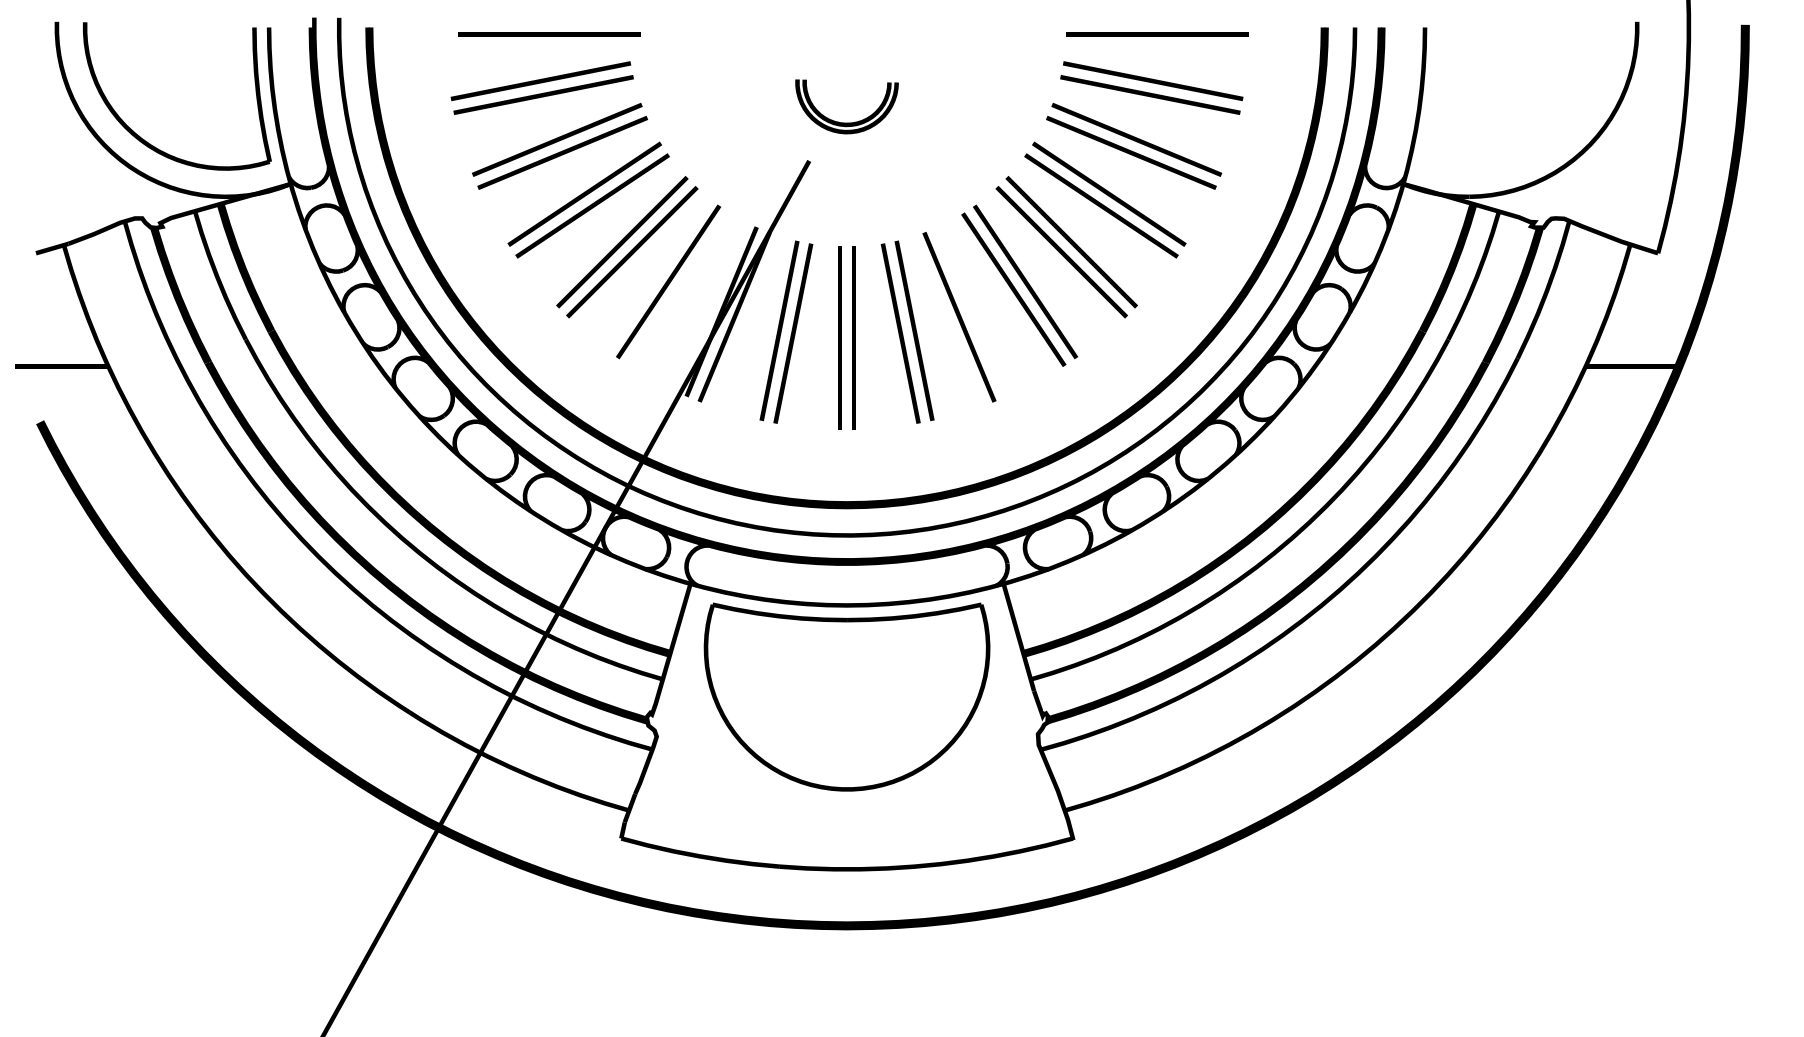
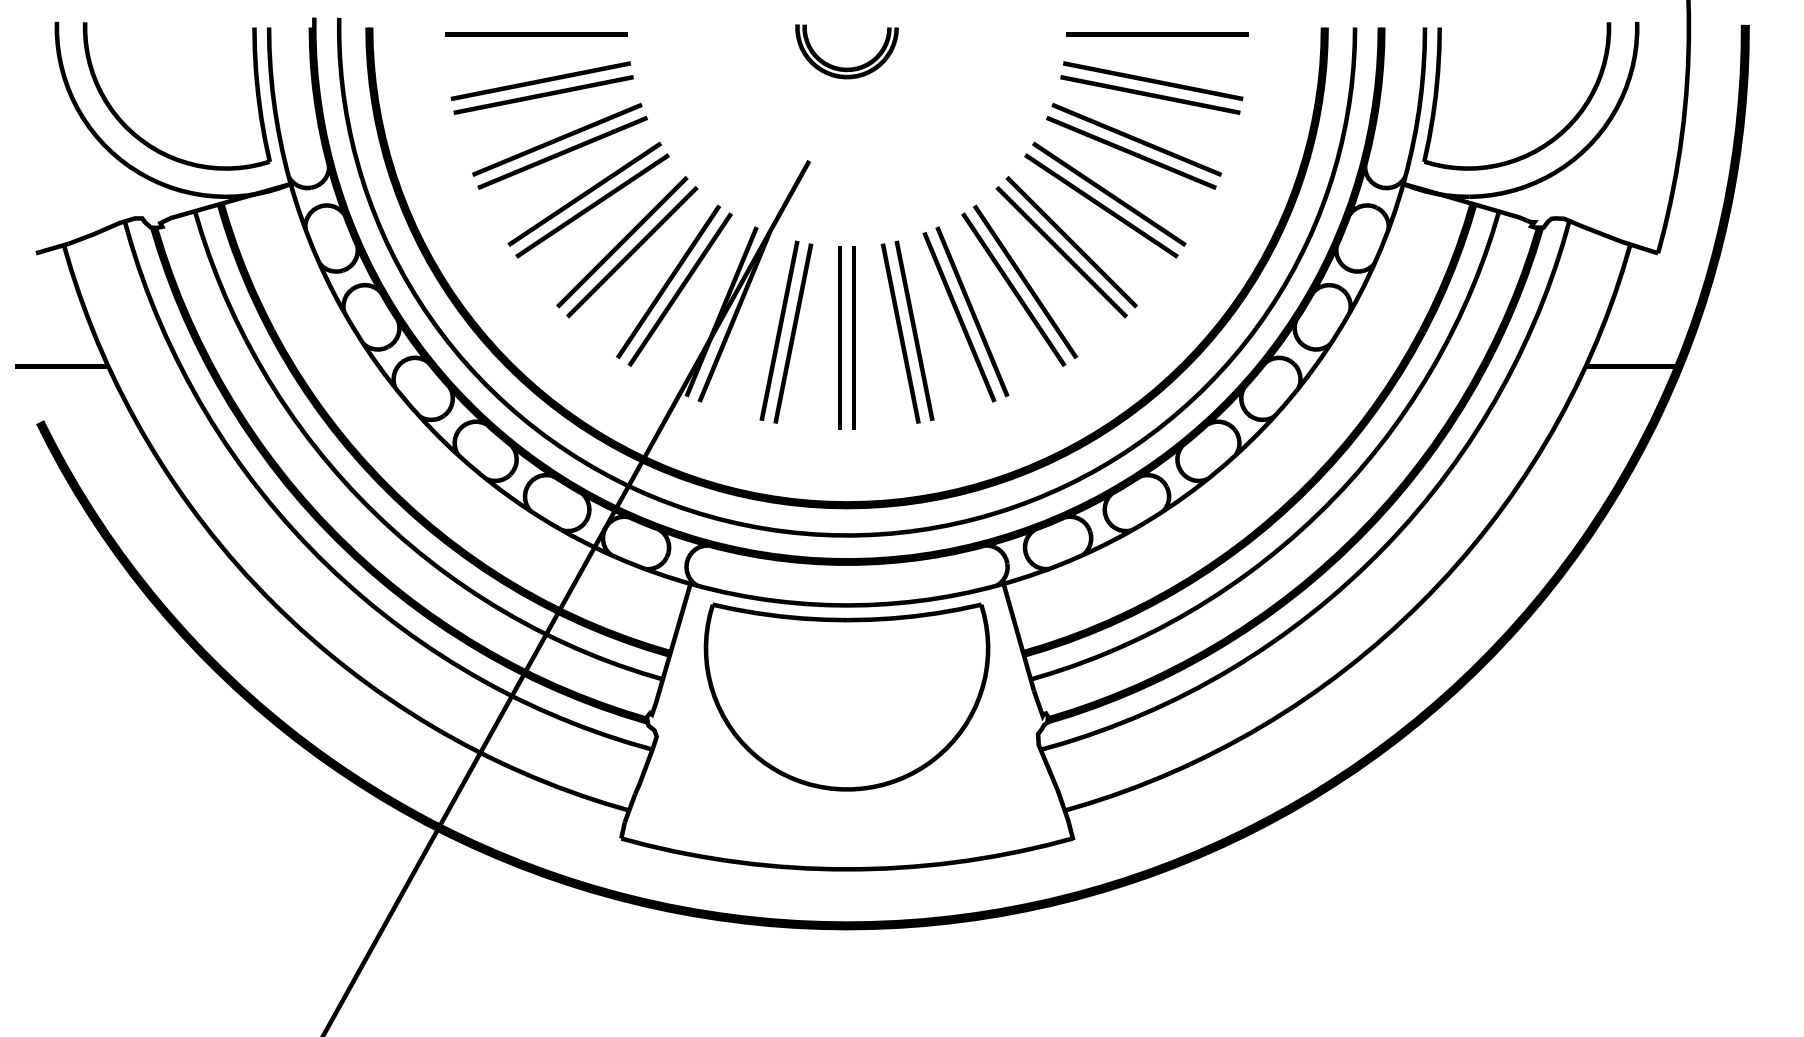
line position: (549, 34) -> (536, 34) (536, 34)
part position: (846, 122) -> (846, 67) (846, 67)
part: none -> present (1546, 141)
line: none -> present (679, 289)
line: none -> present (972, 311)
